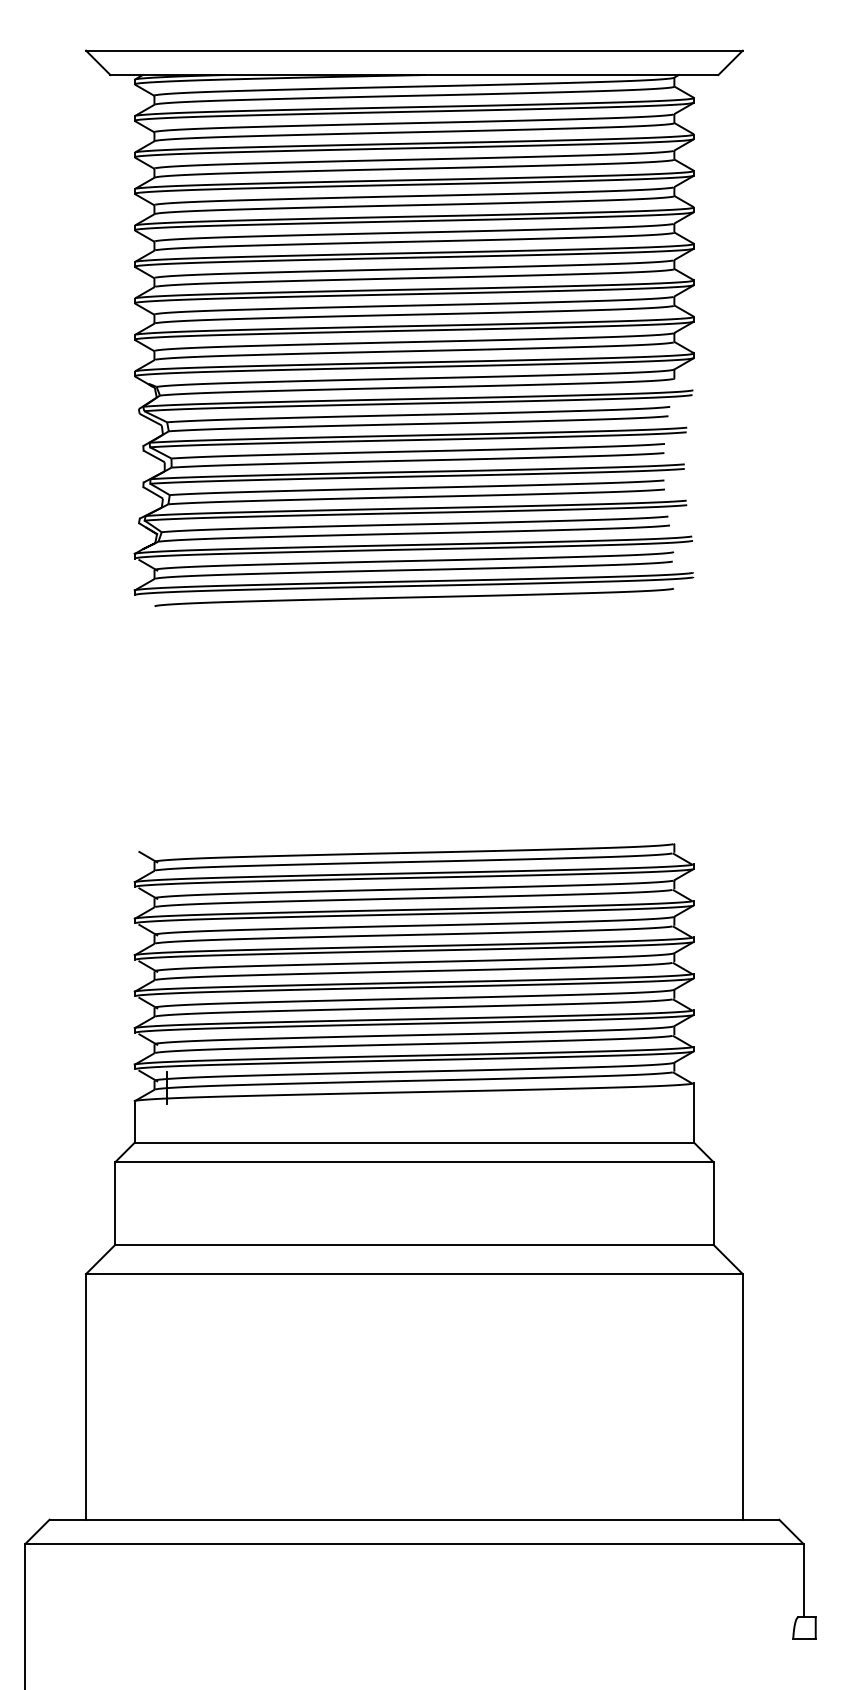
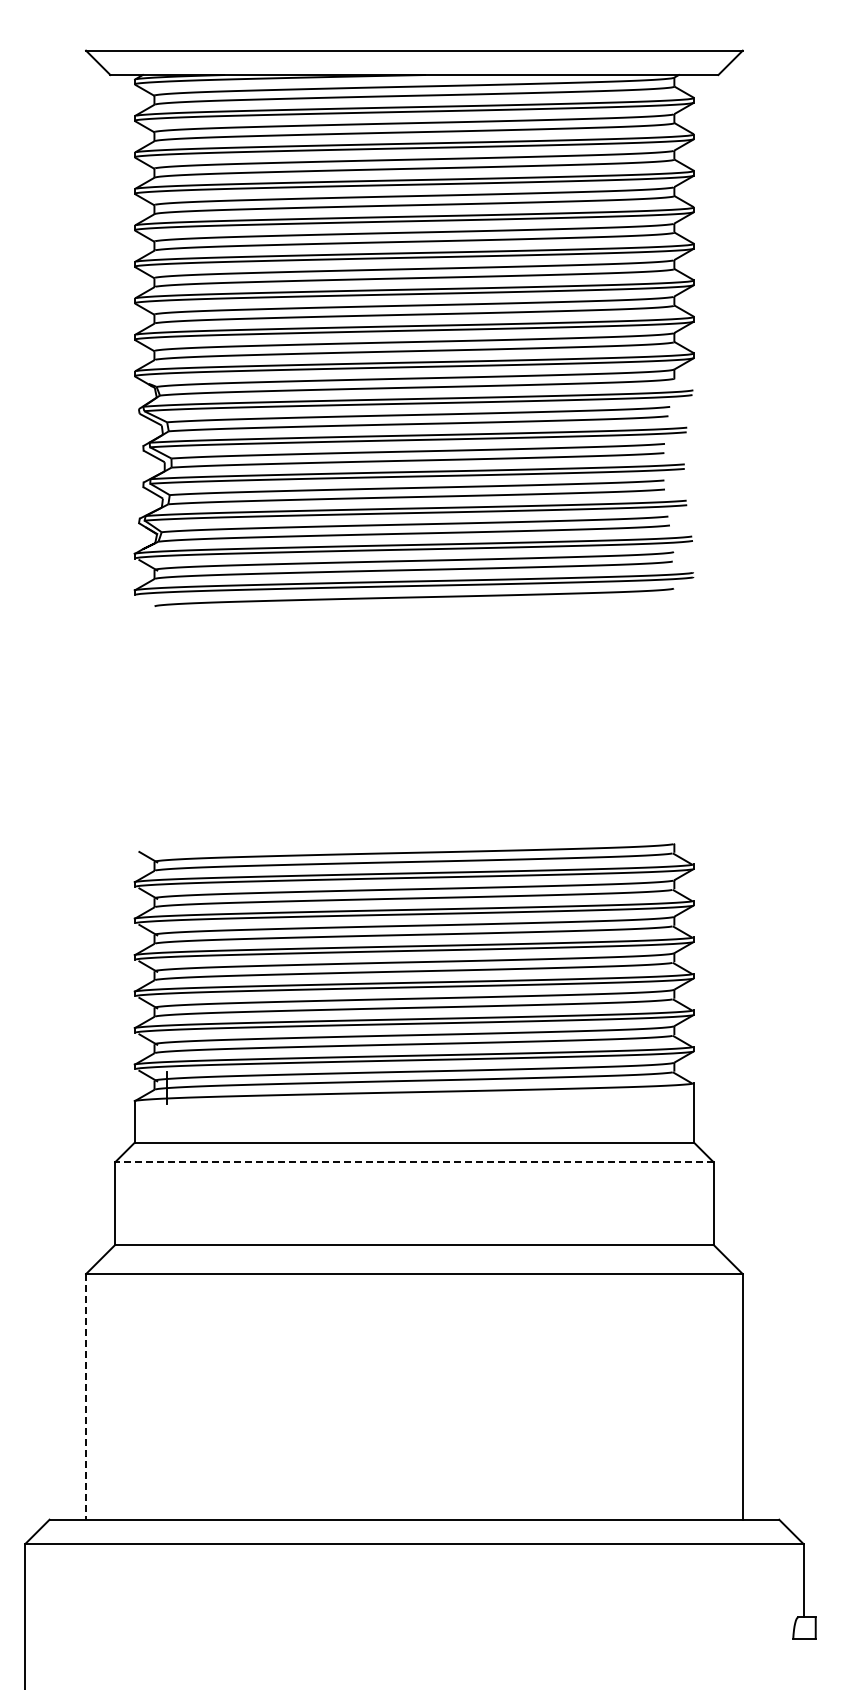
line: solid -> dashed (414, 1162)
line: solid -> dashed (86, 1396)
